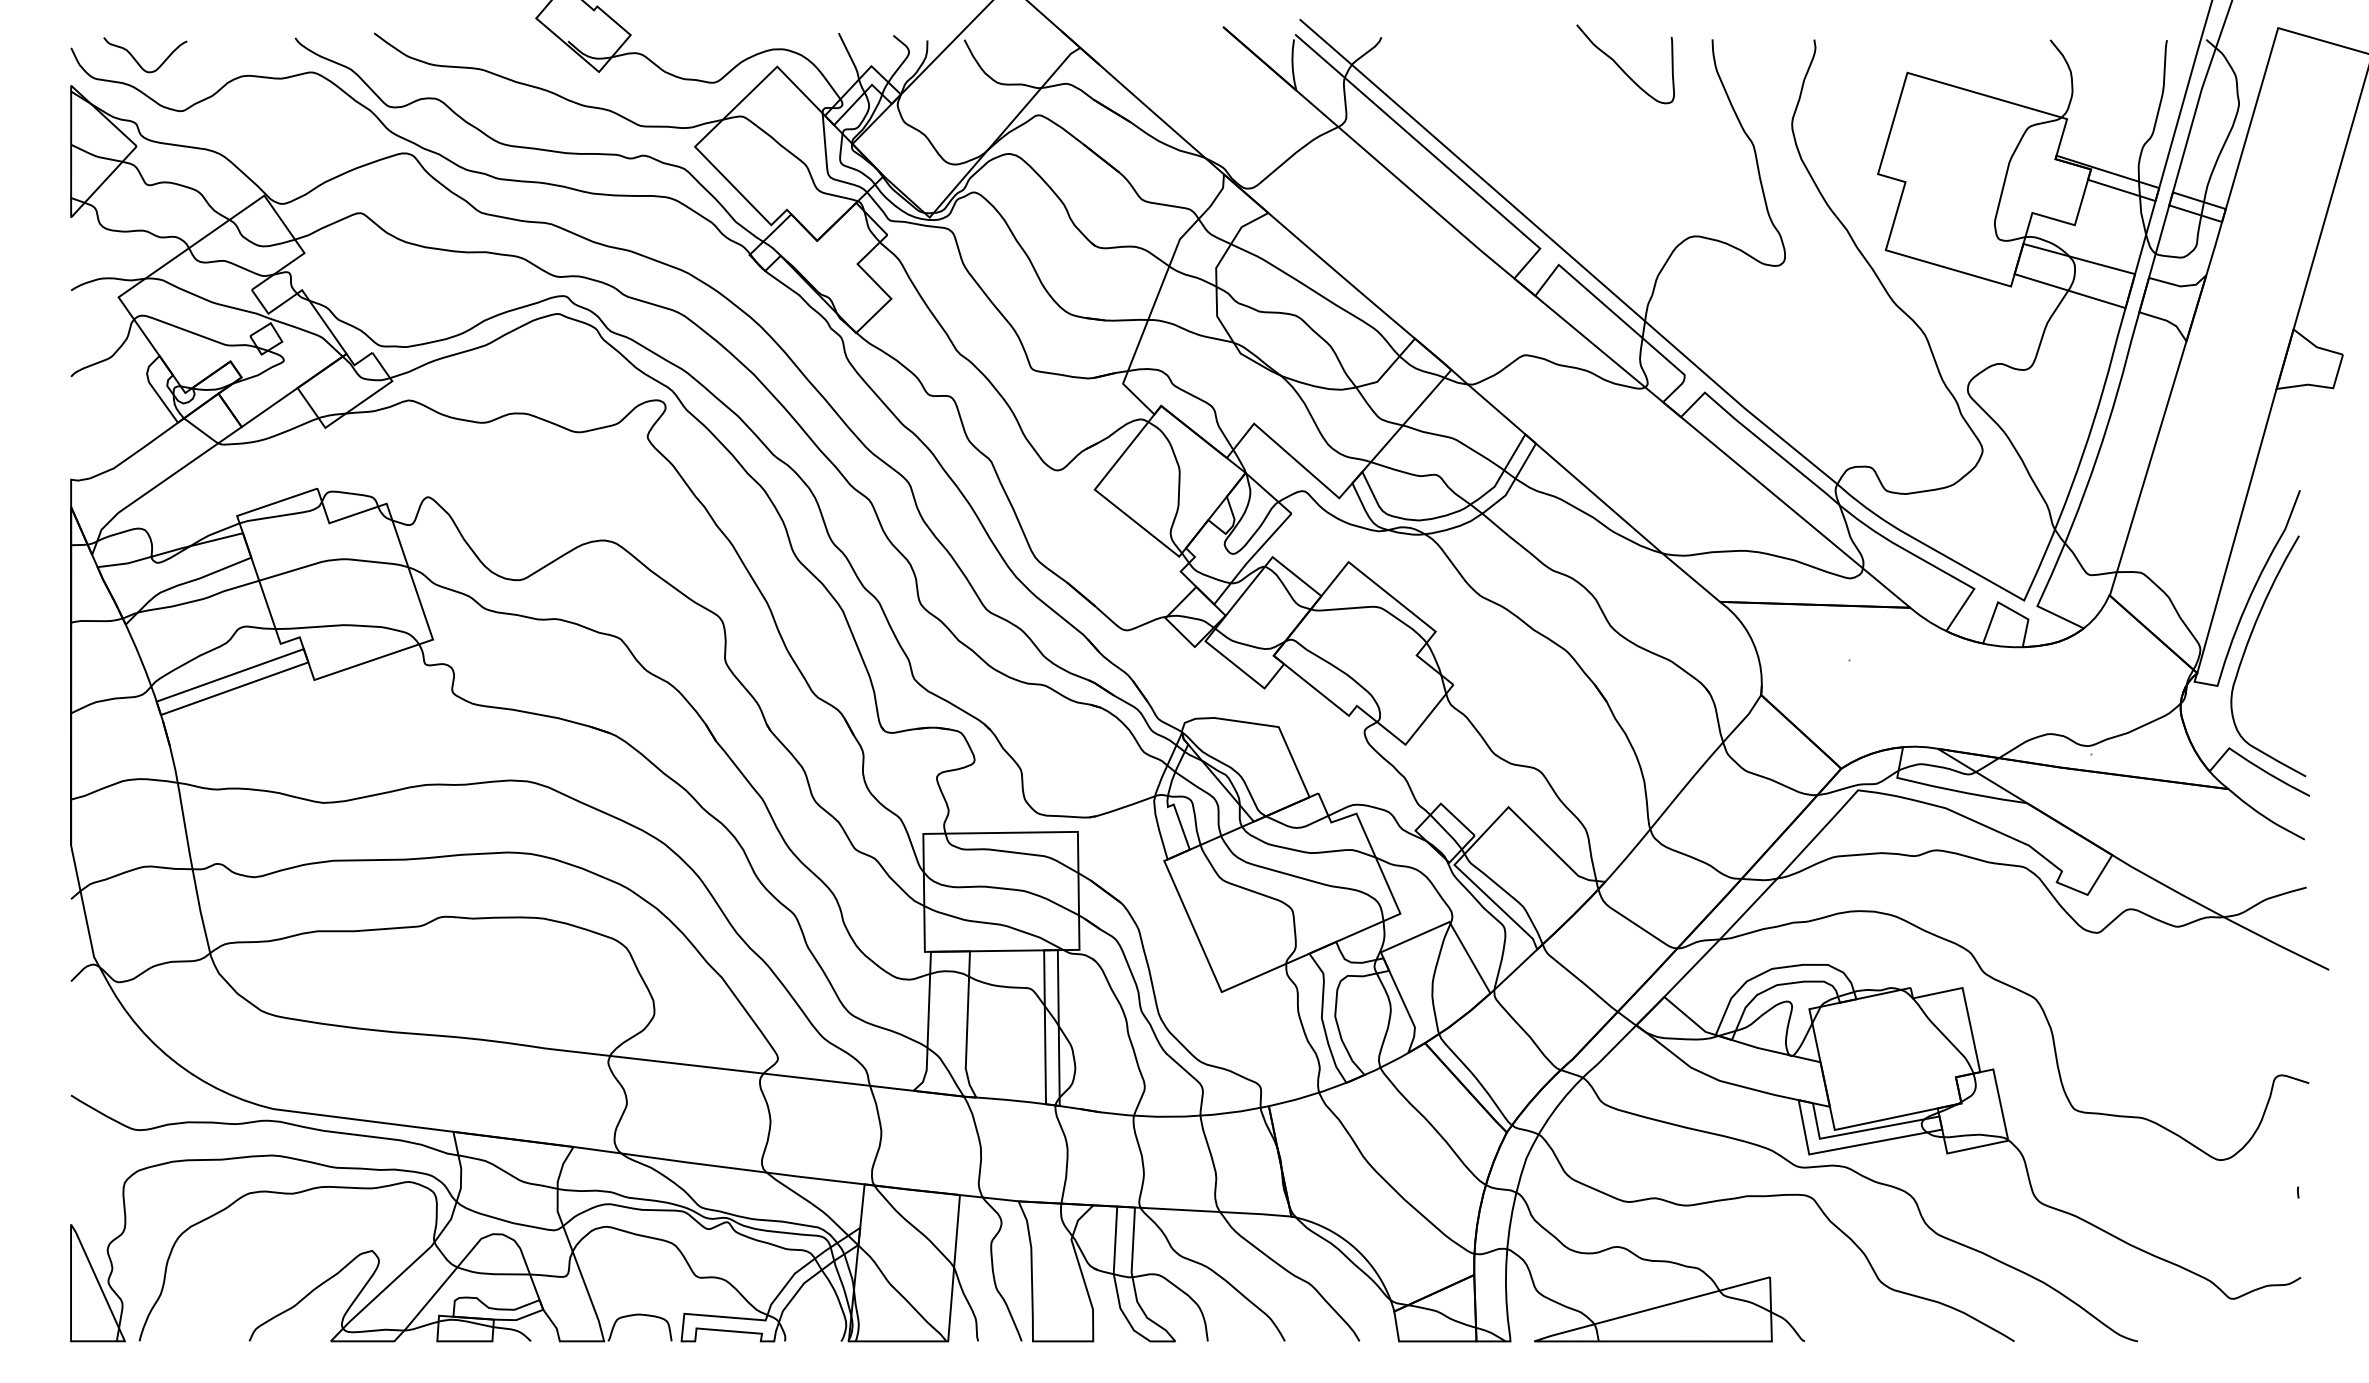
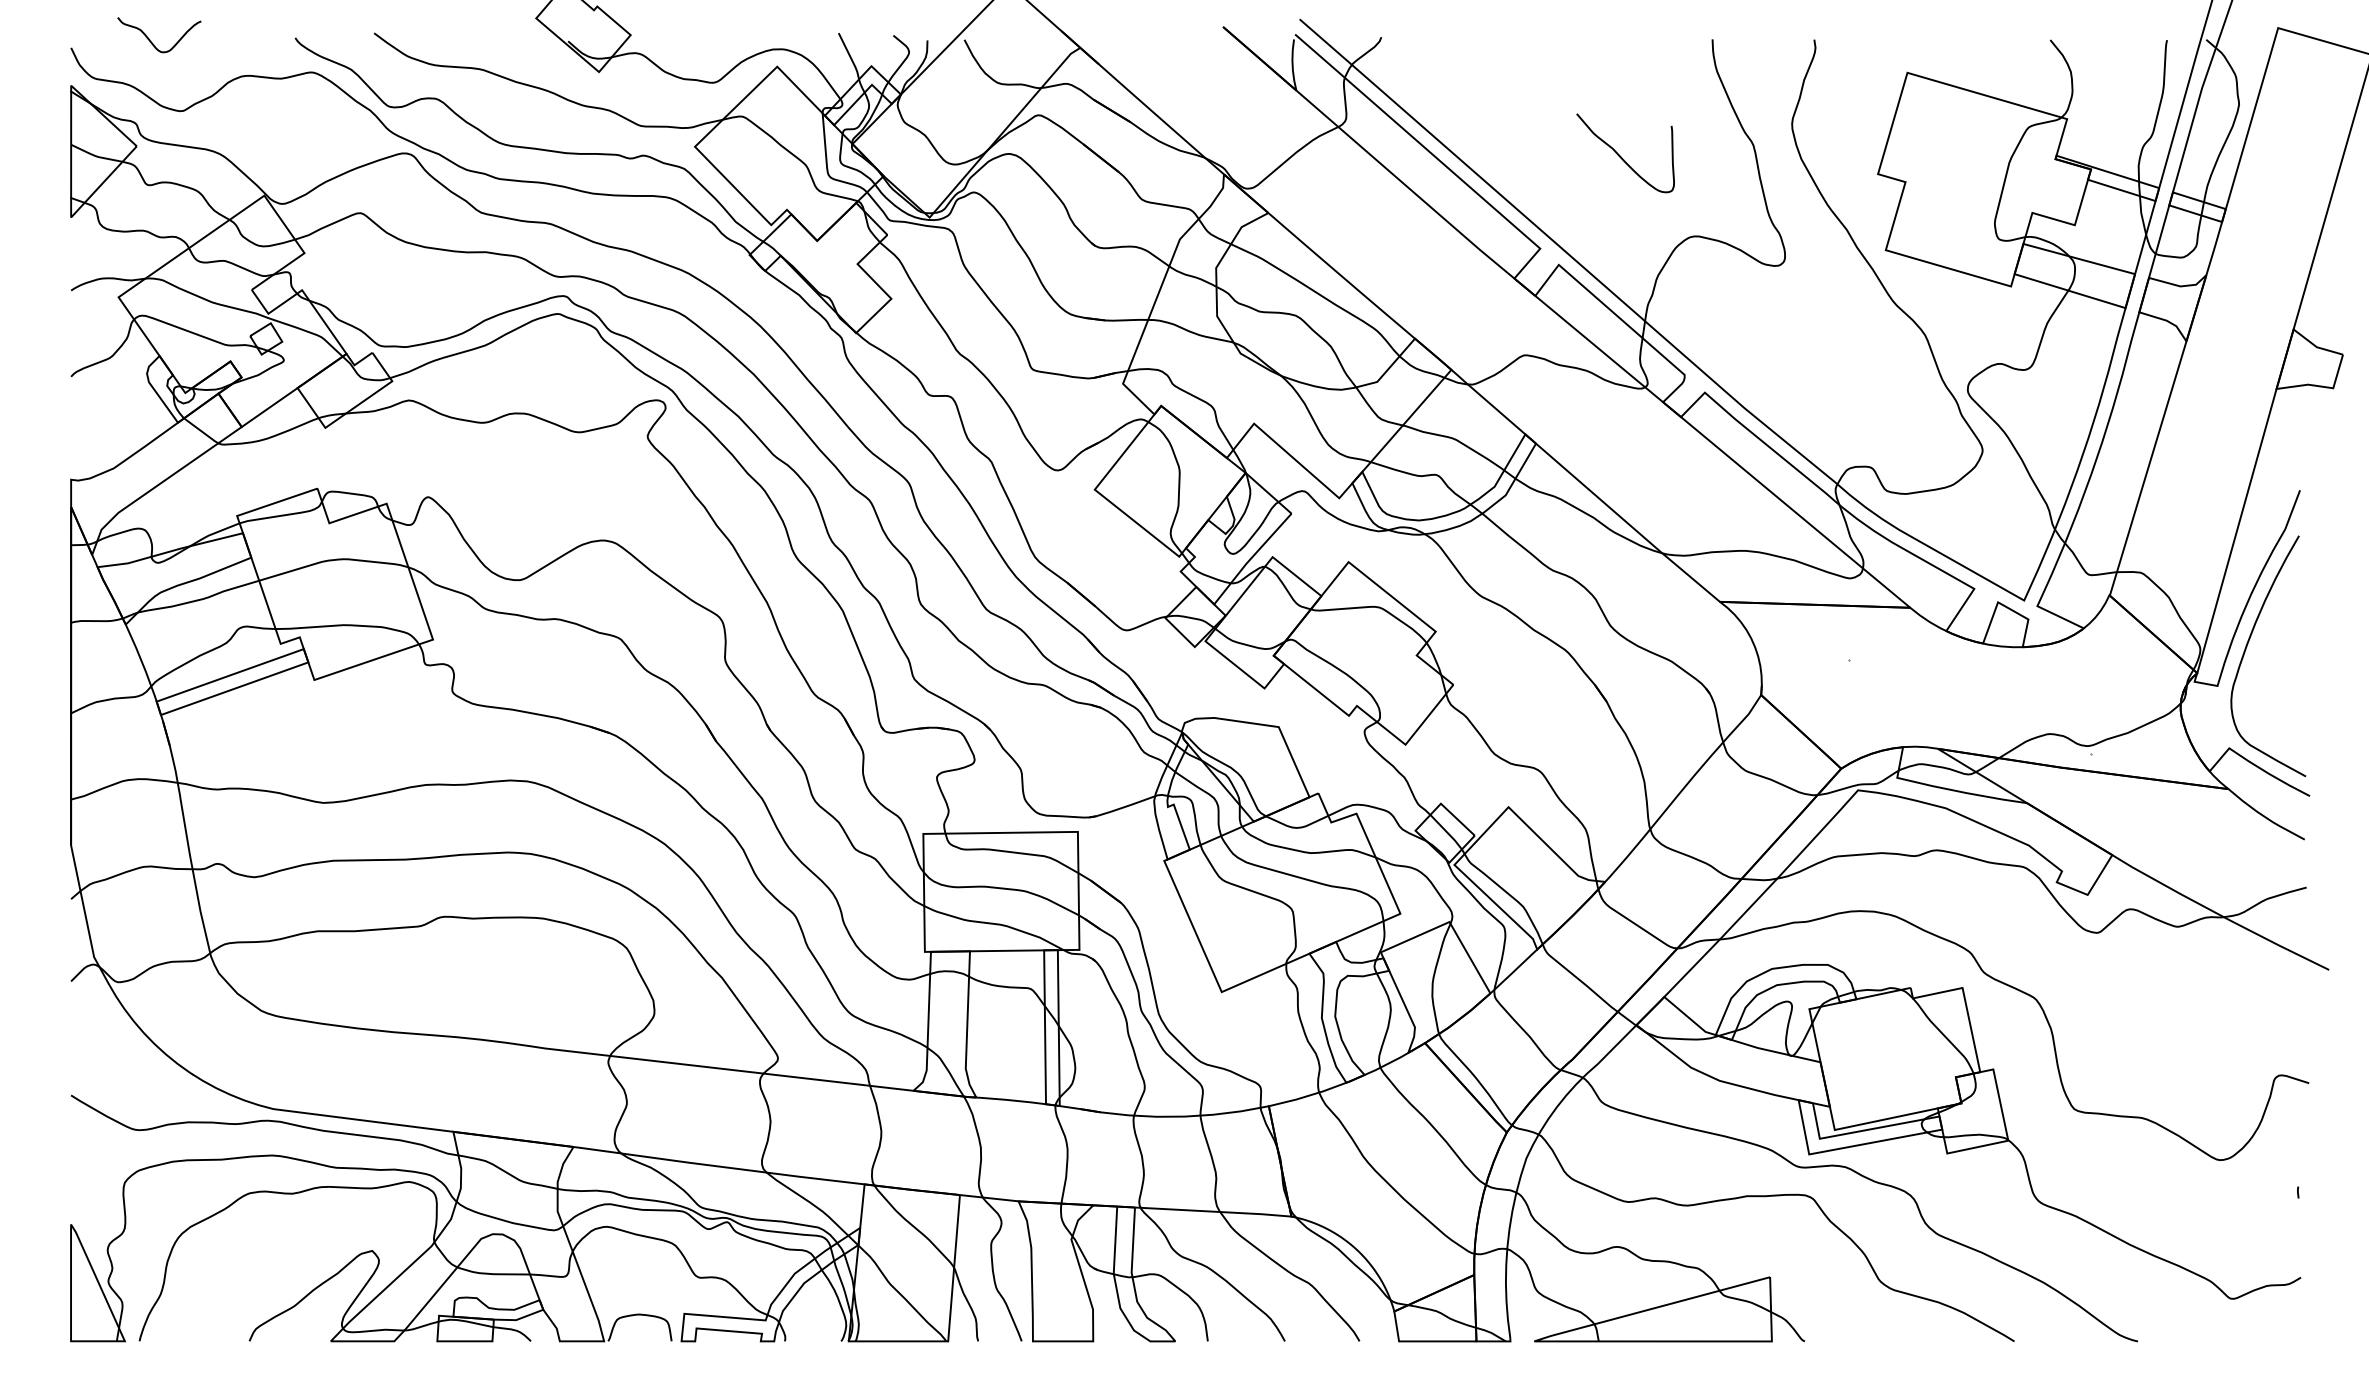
curve position: (136, 59) -> (150, 39) (150, 39)
curve position: (1621, 67) -> (1621, 156) (1621, 156)
